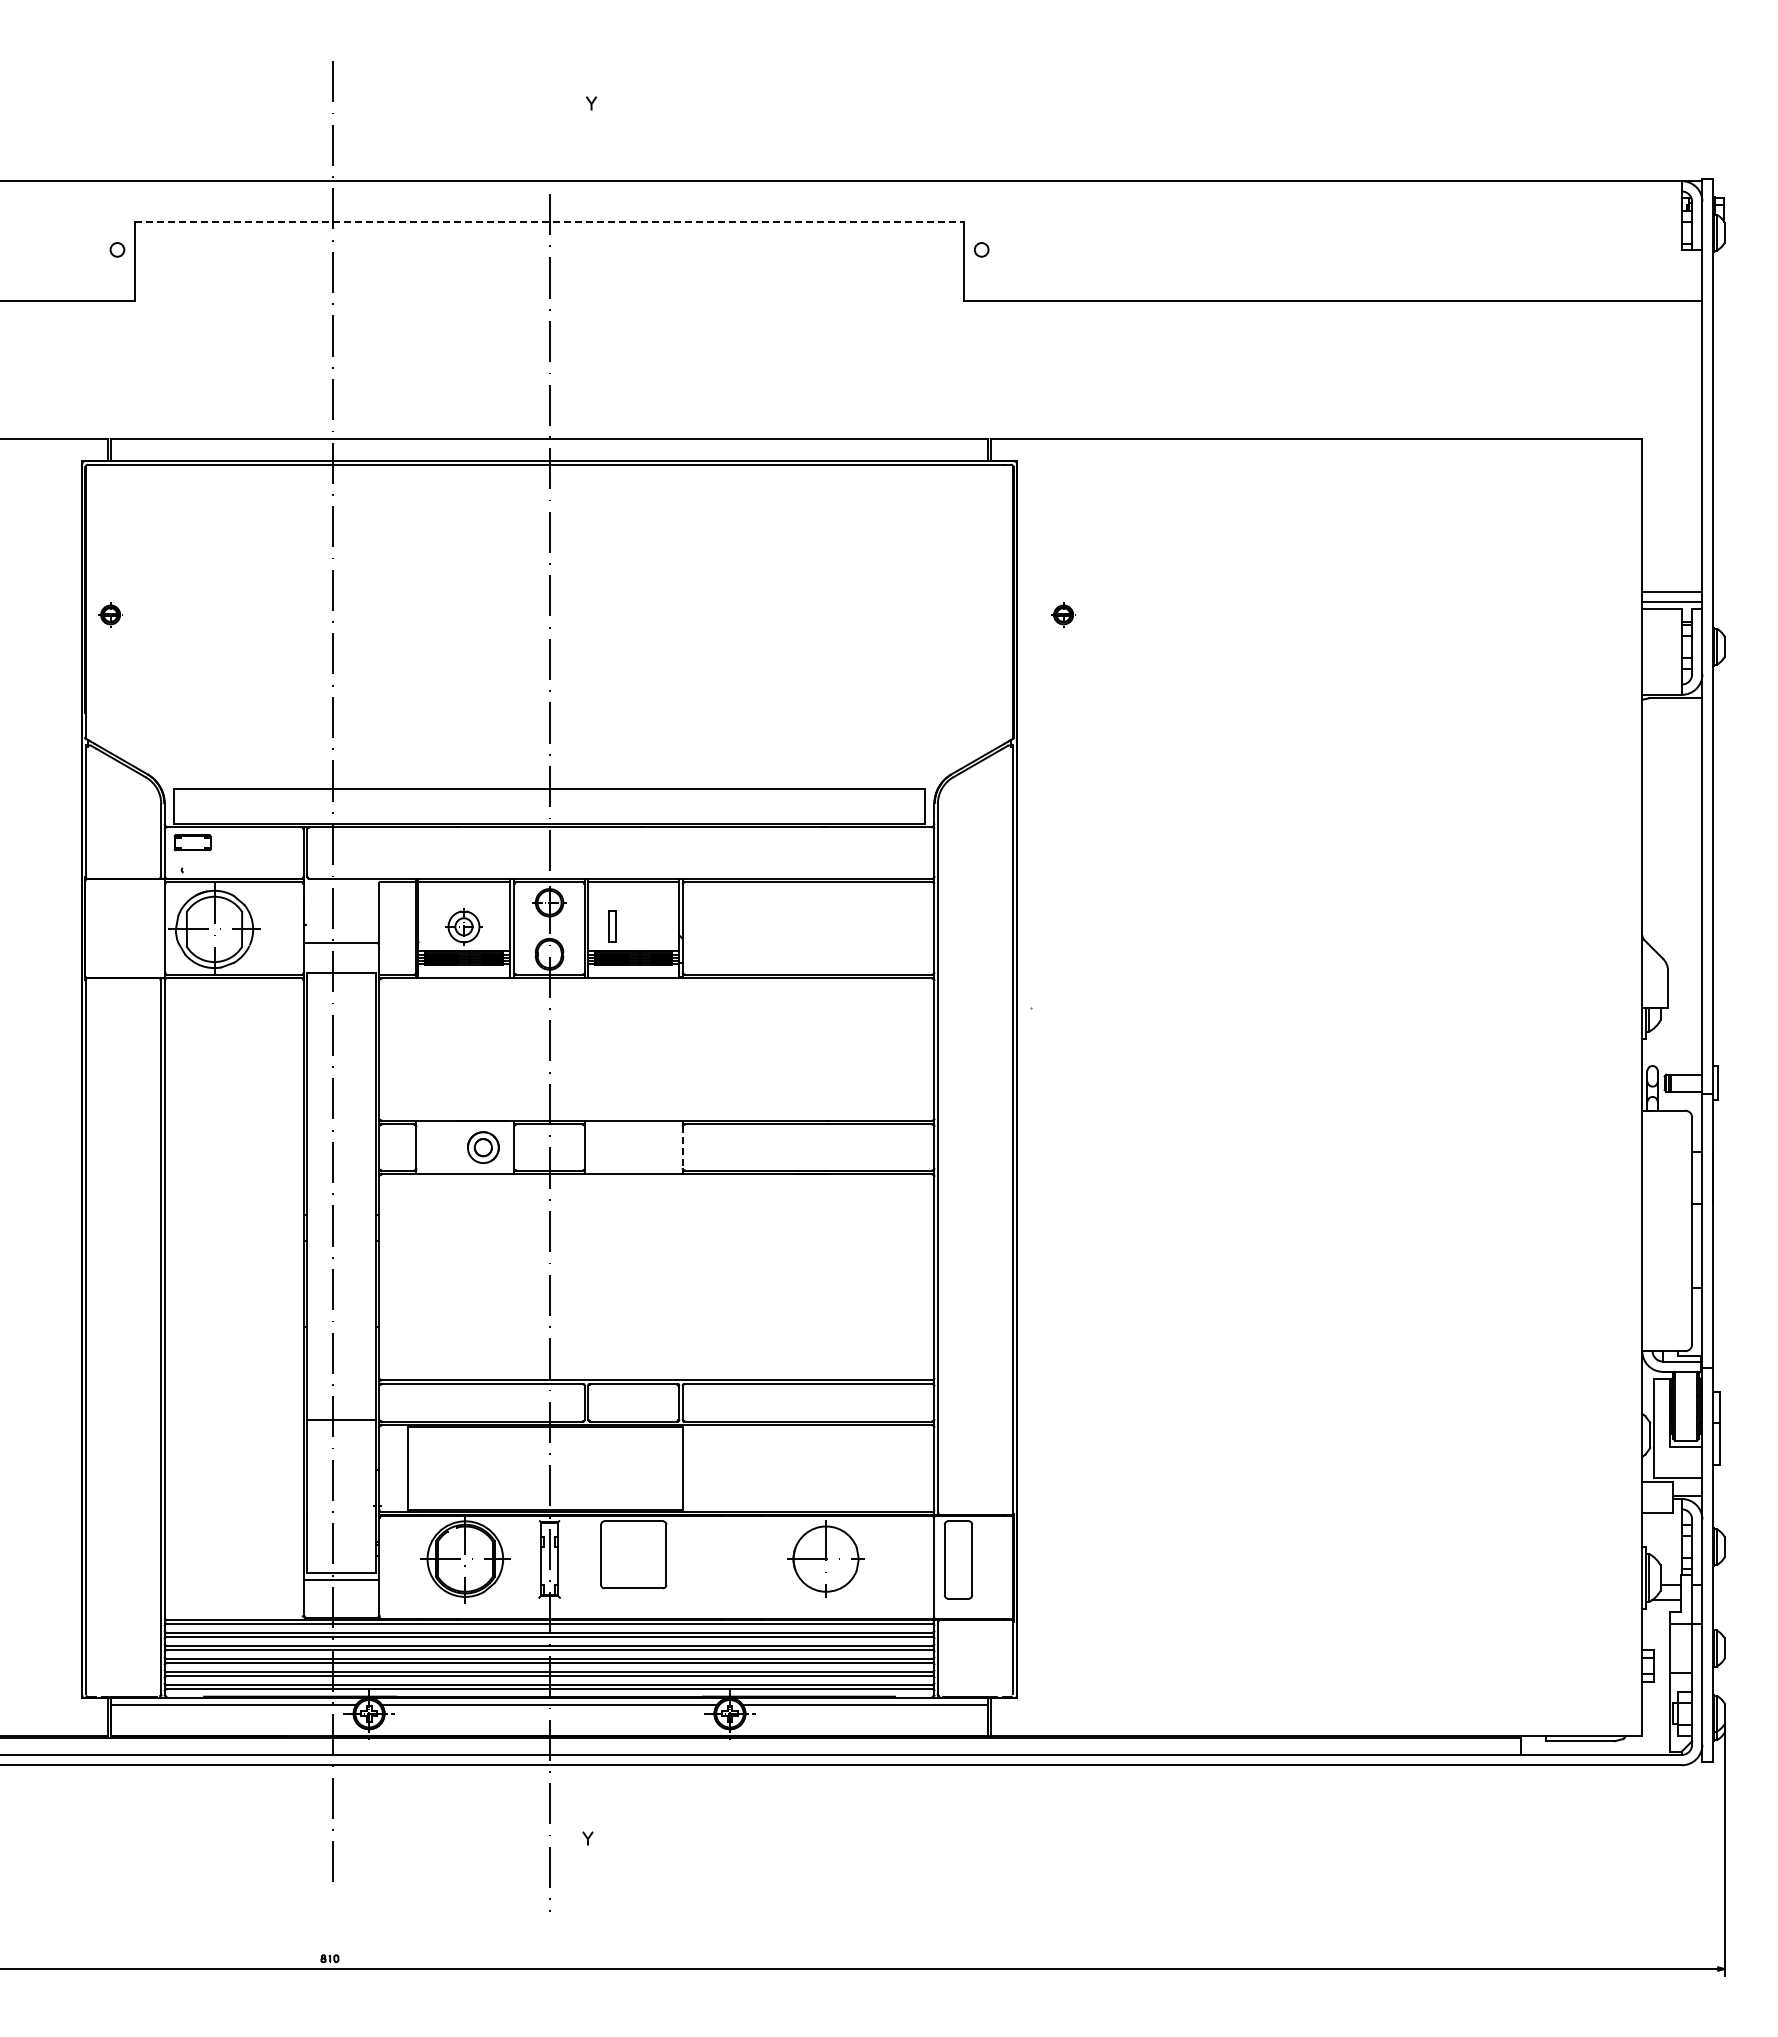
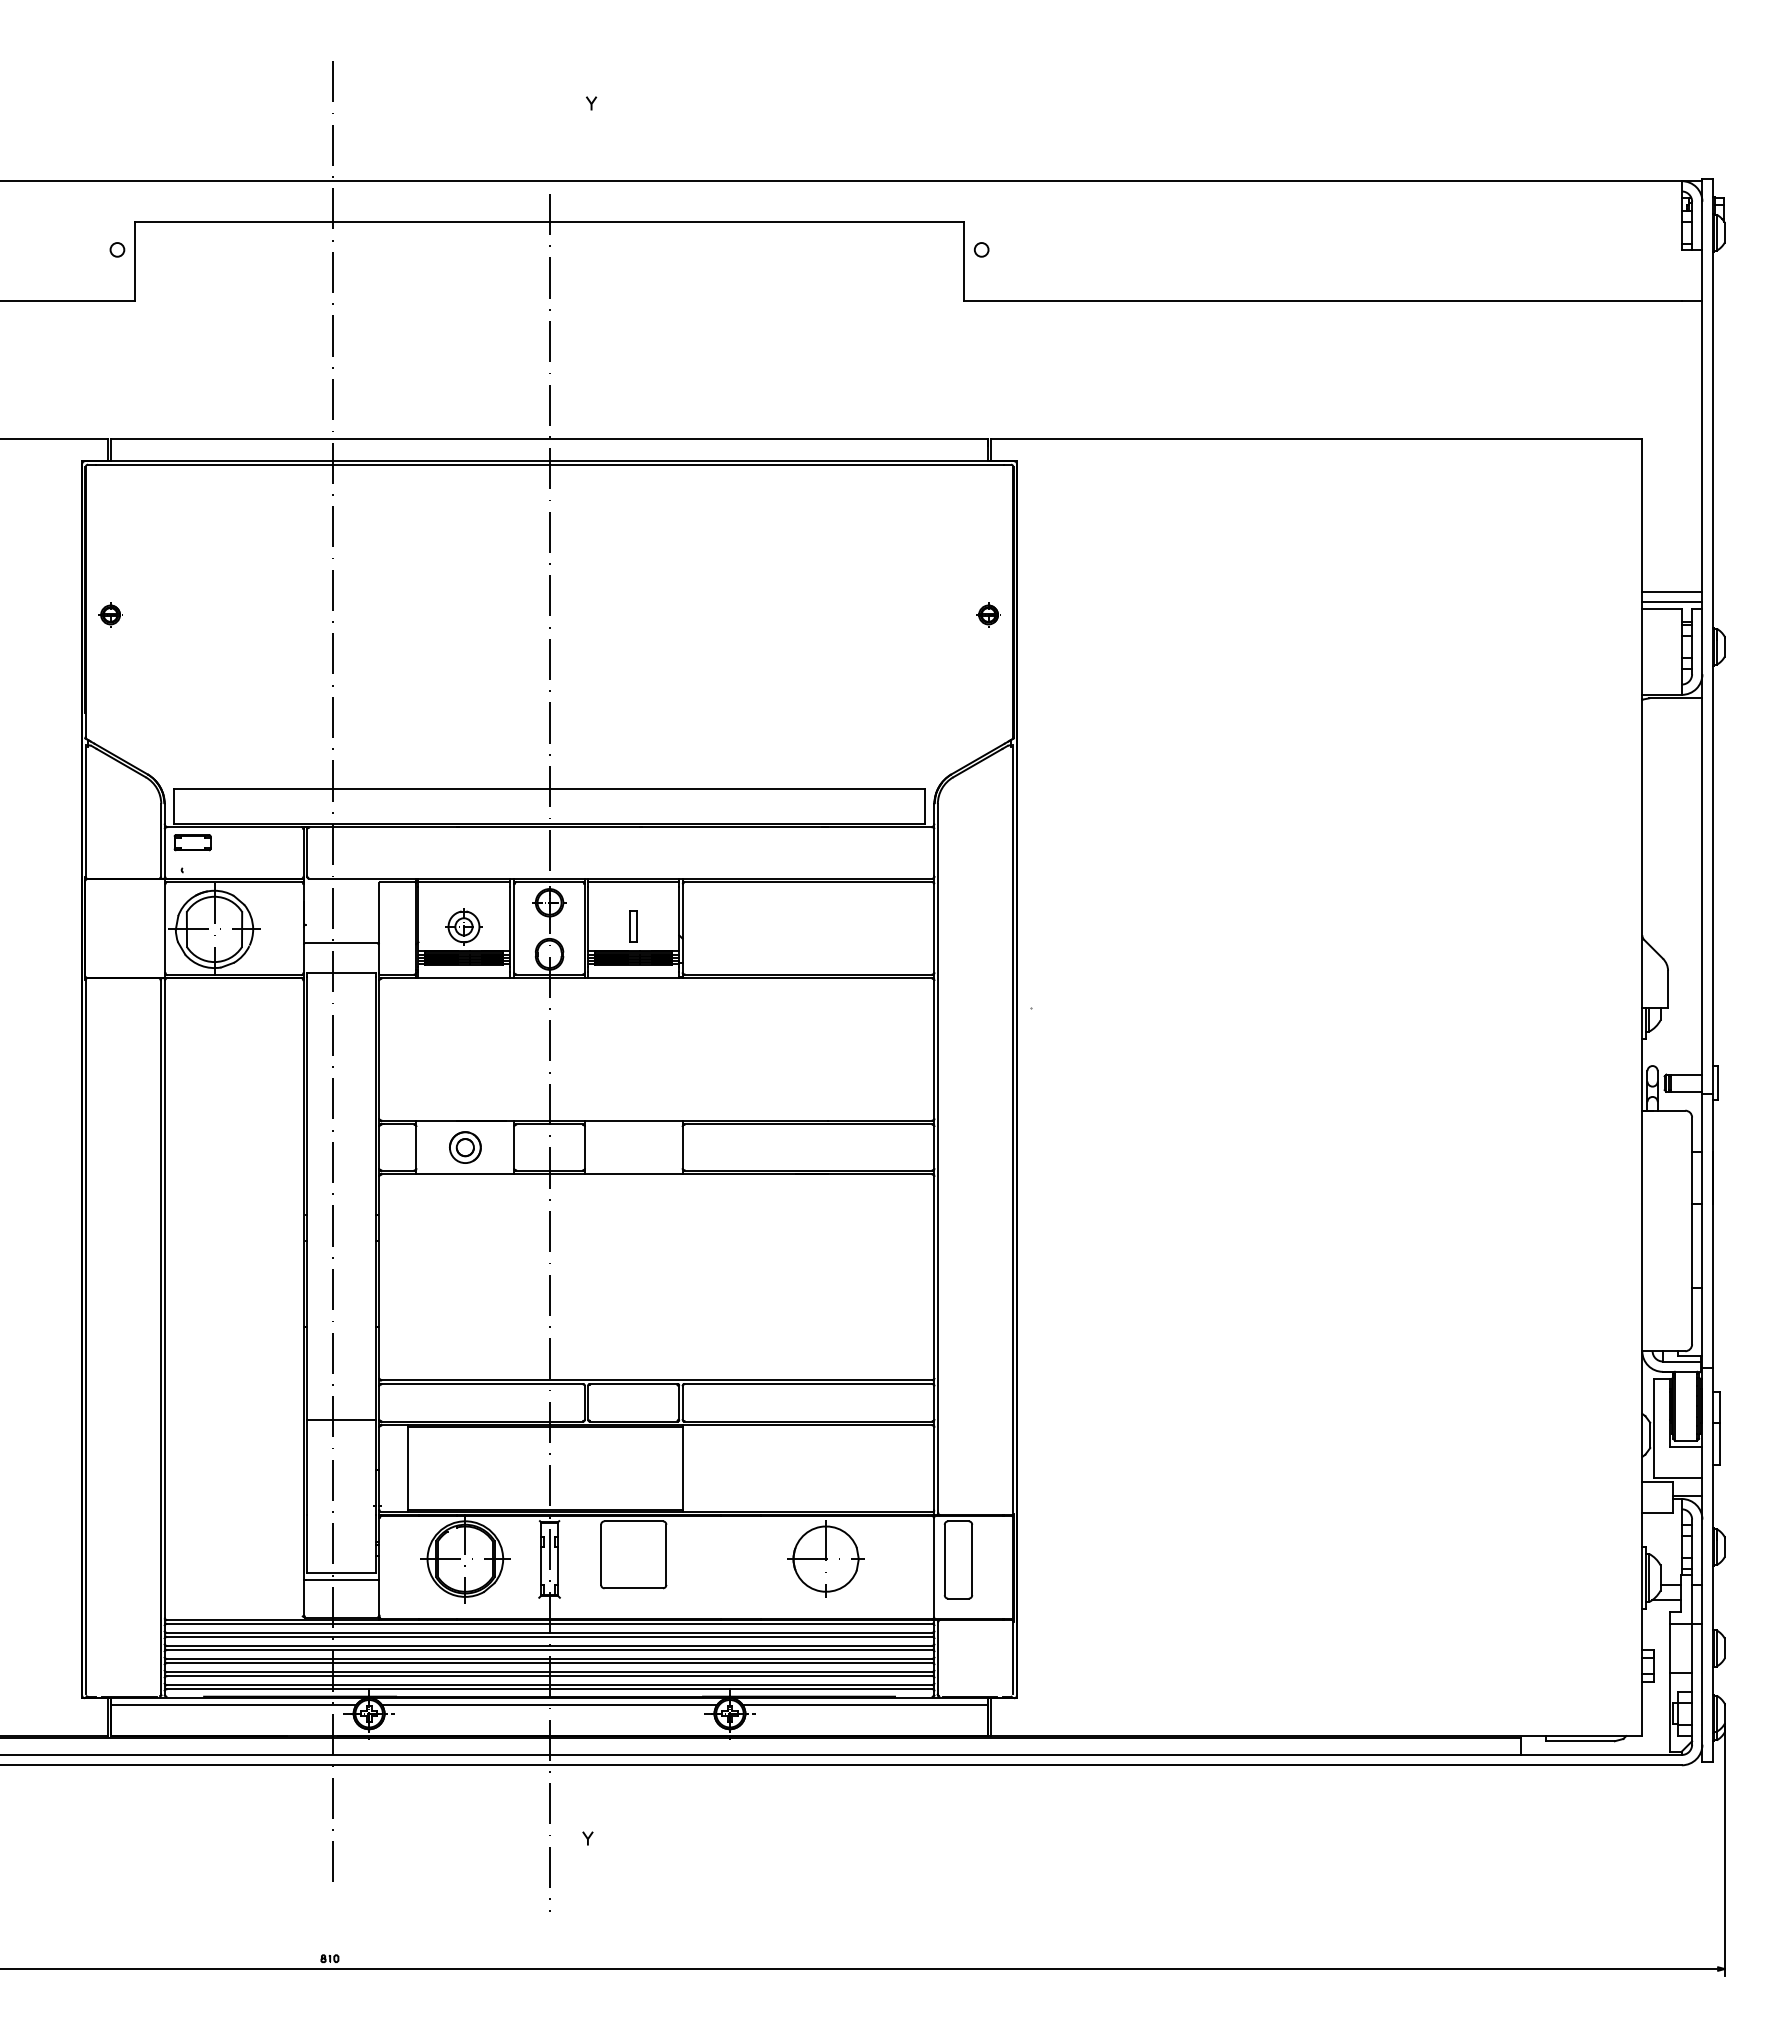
line: dashed -> solid (550, 222)
part position: (1063, 614) -> (988, 614) (988, 614)
part position: (612, 926) -> (633, 926) (633, 926)
part position: (483, 1147) -> (465, 1147) (465, 1147)
line: dashed -> solid (682, 1148)
